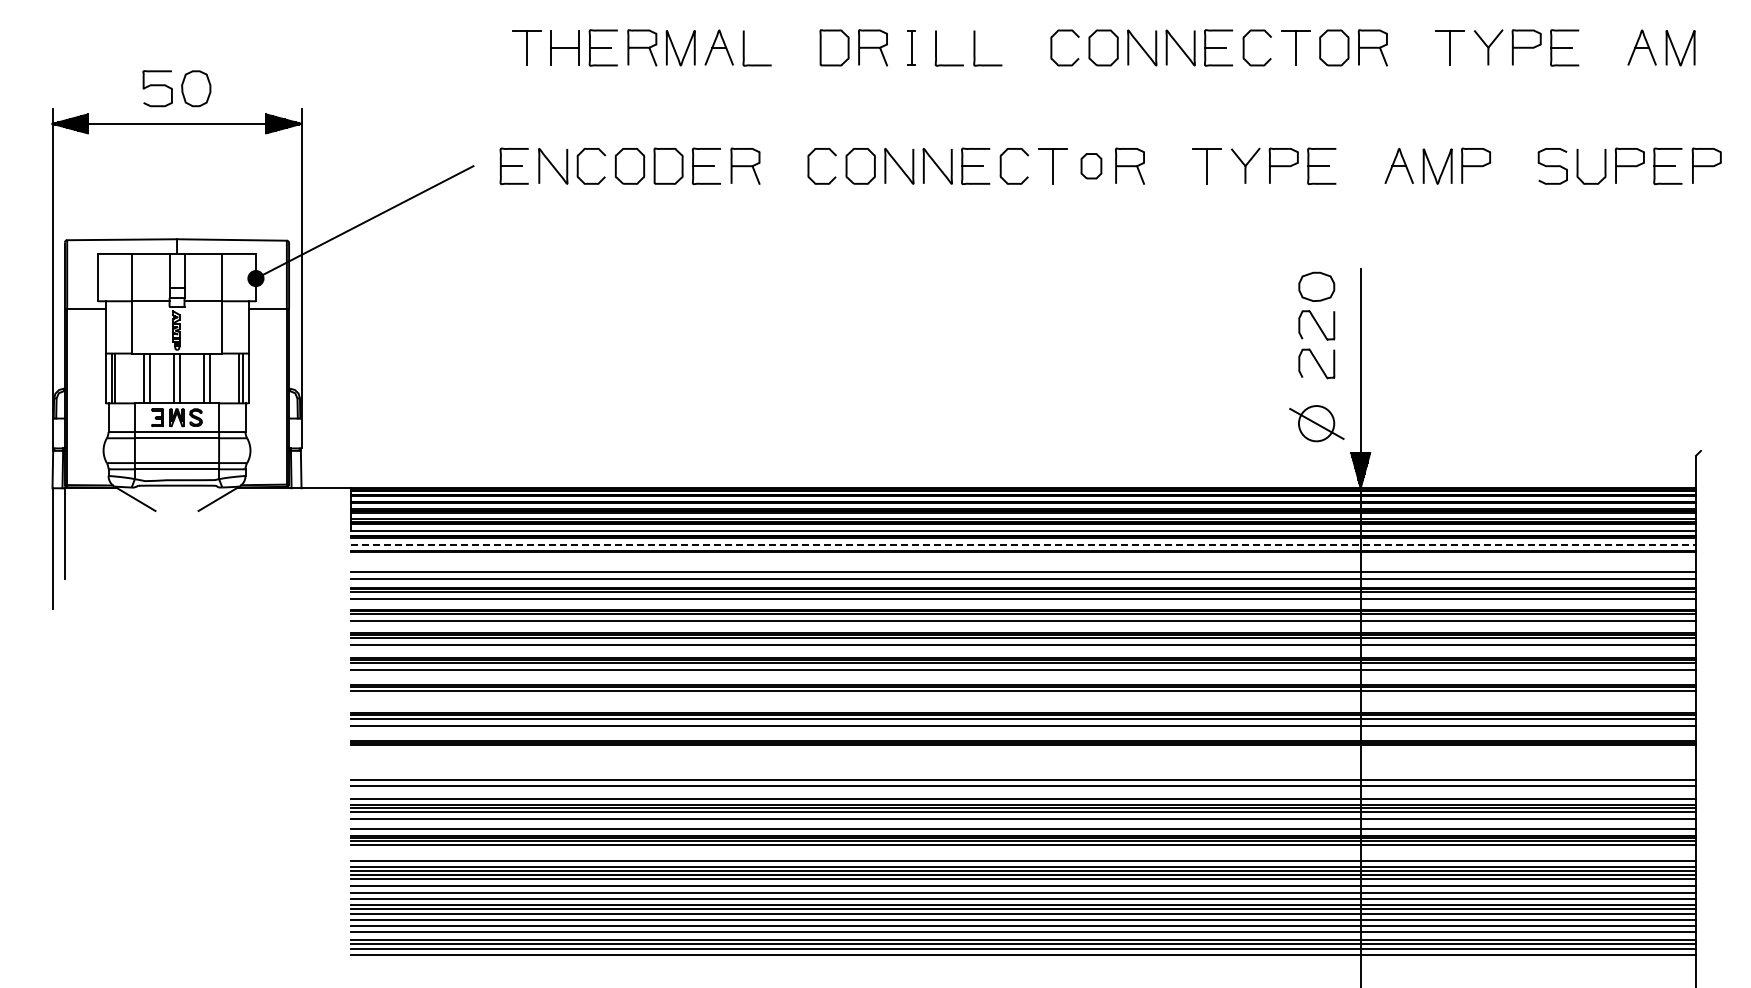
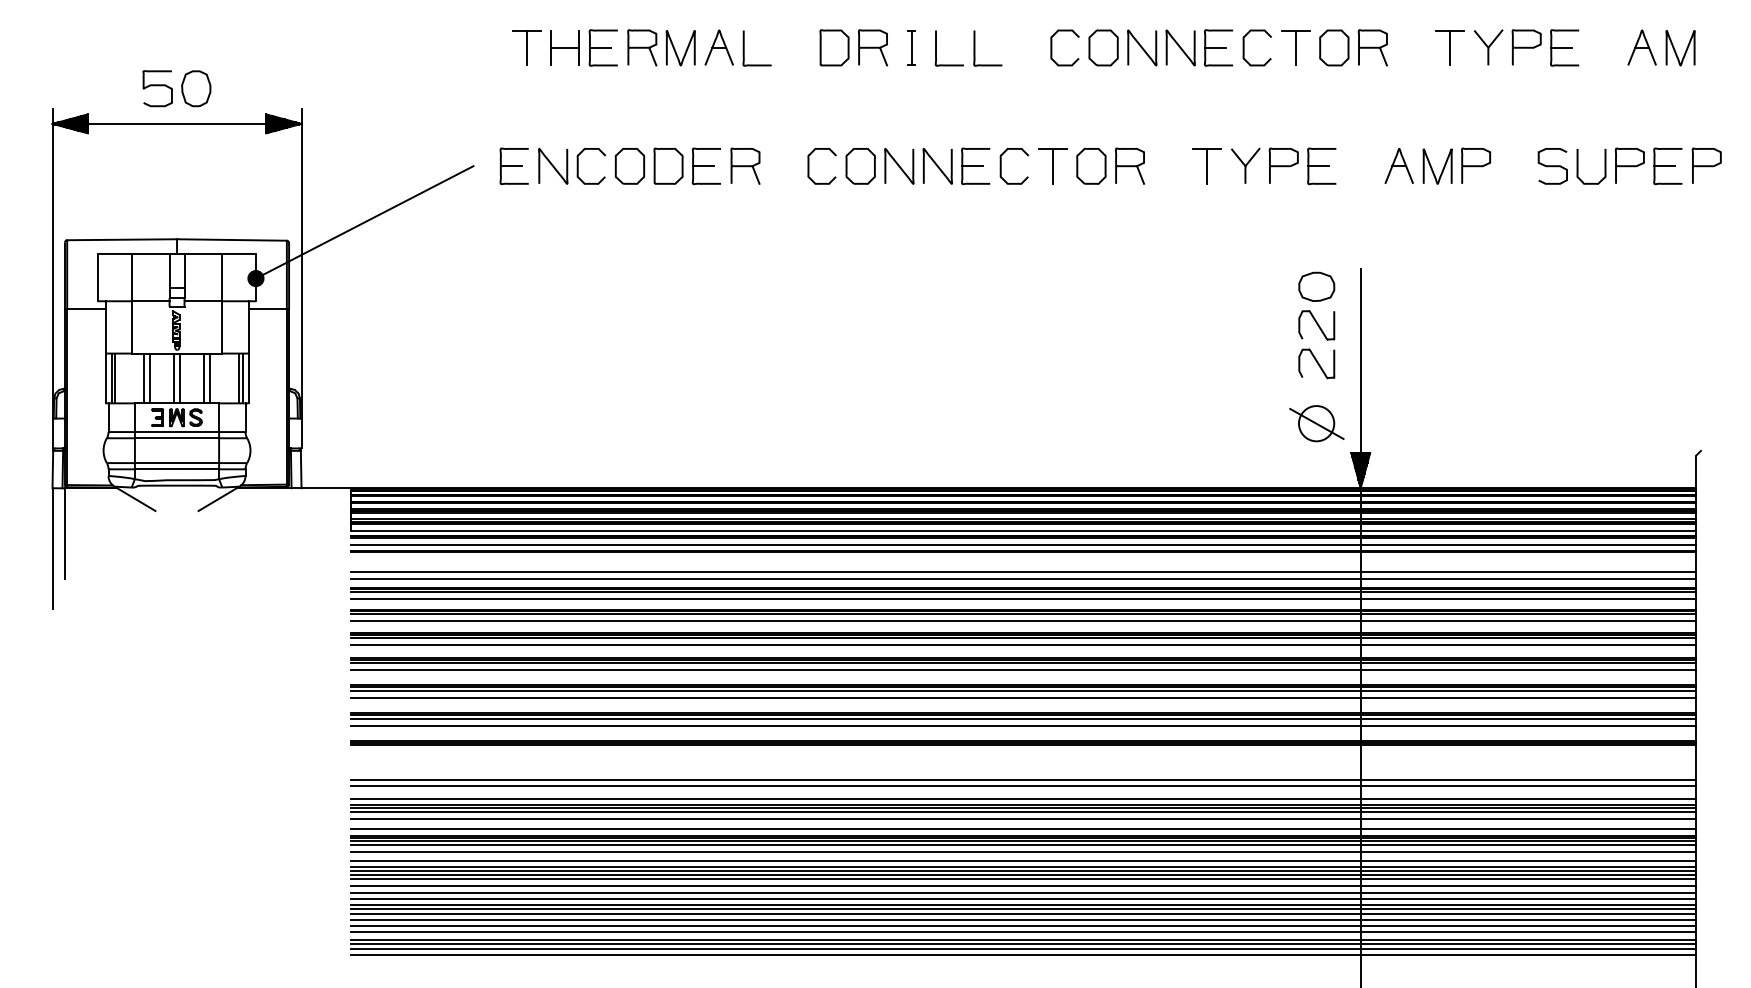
part size: 23x27 px -> 31x38 px (1091, 165)
line: dashed -> solid (1024, 544)
line: none -> present (1023, 697)
line: none -> present (1023, 851)
